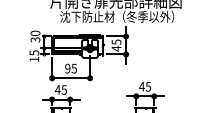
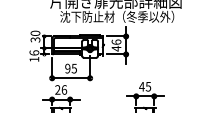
text: 45 -> 46 (116, 41)
text: 15 -> 16 (34, 52)
text: 45 -> 26 (60, 89)
